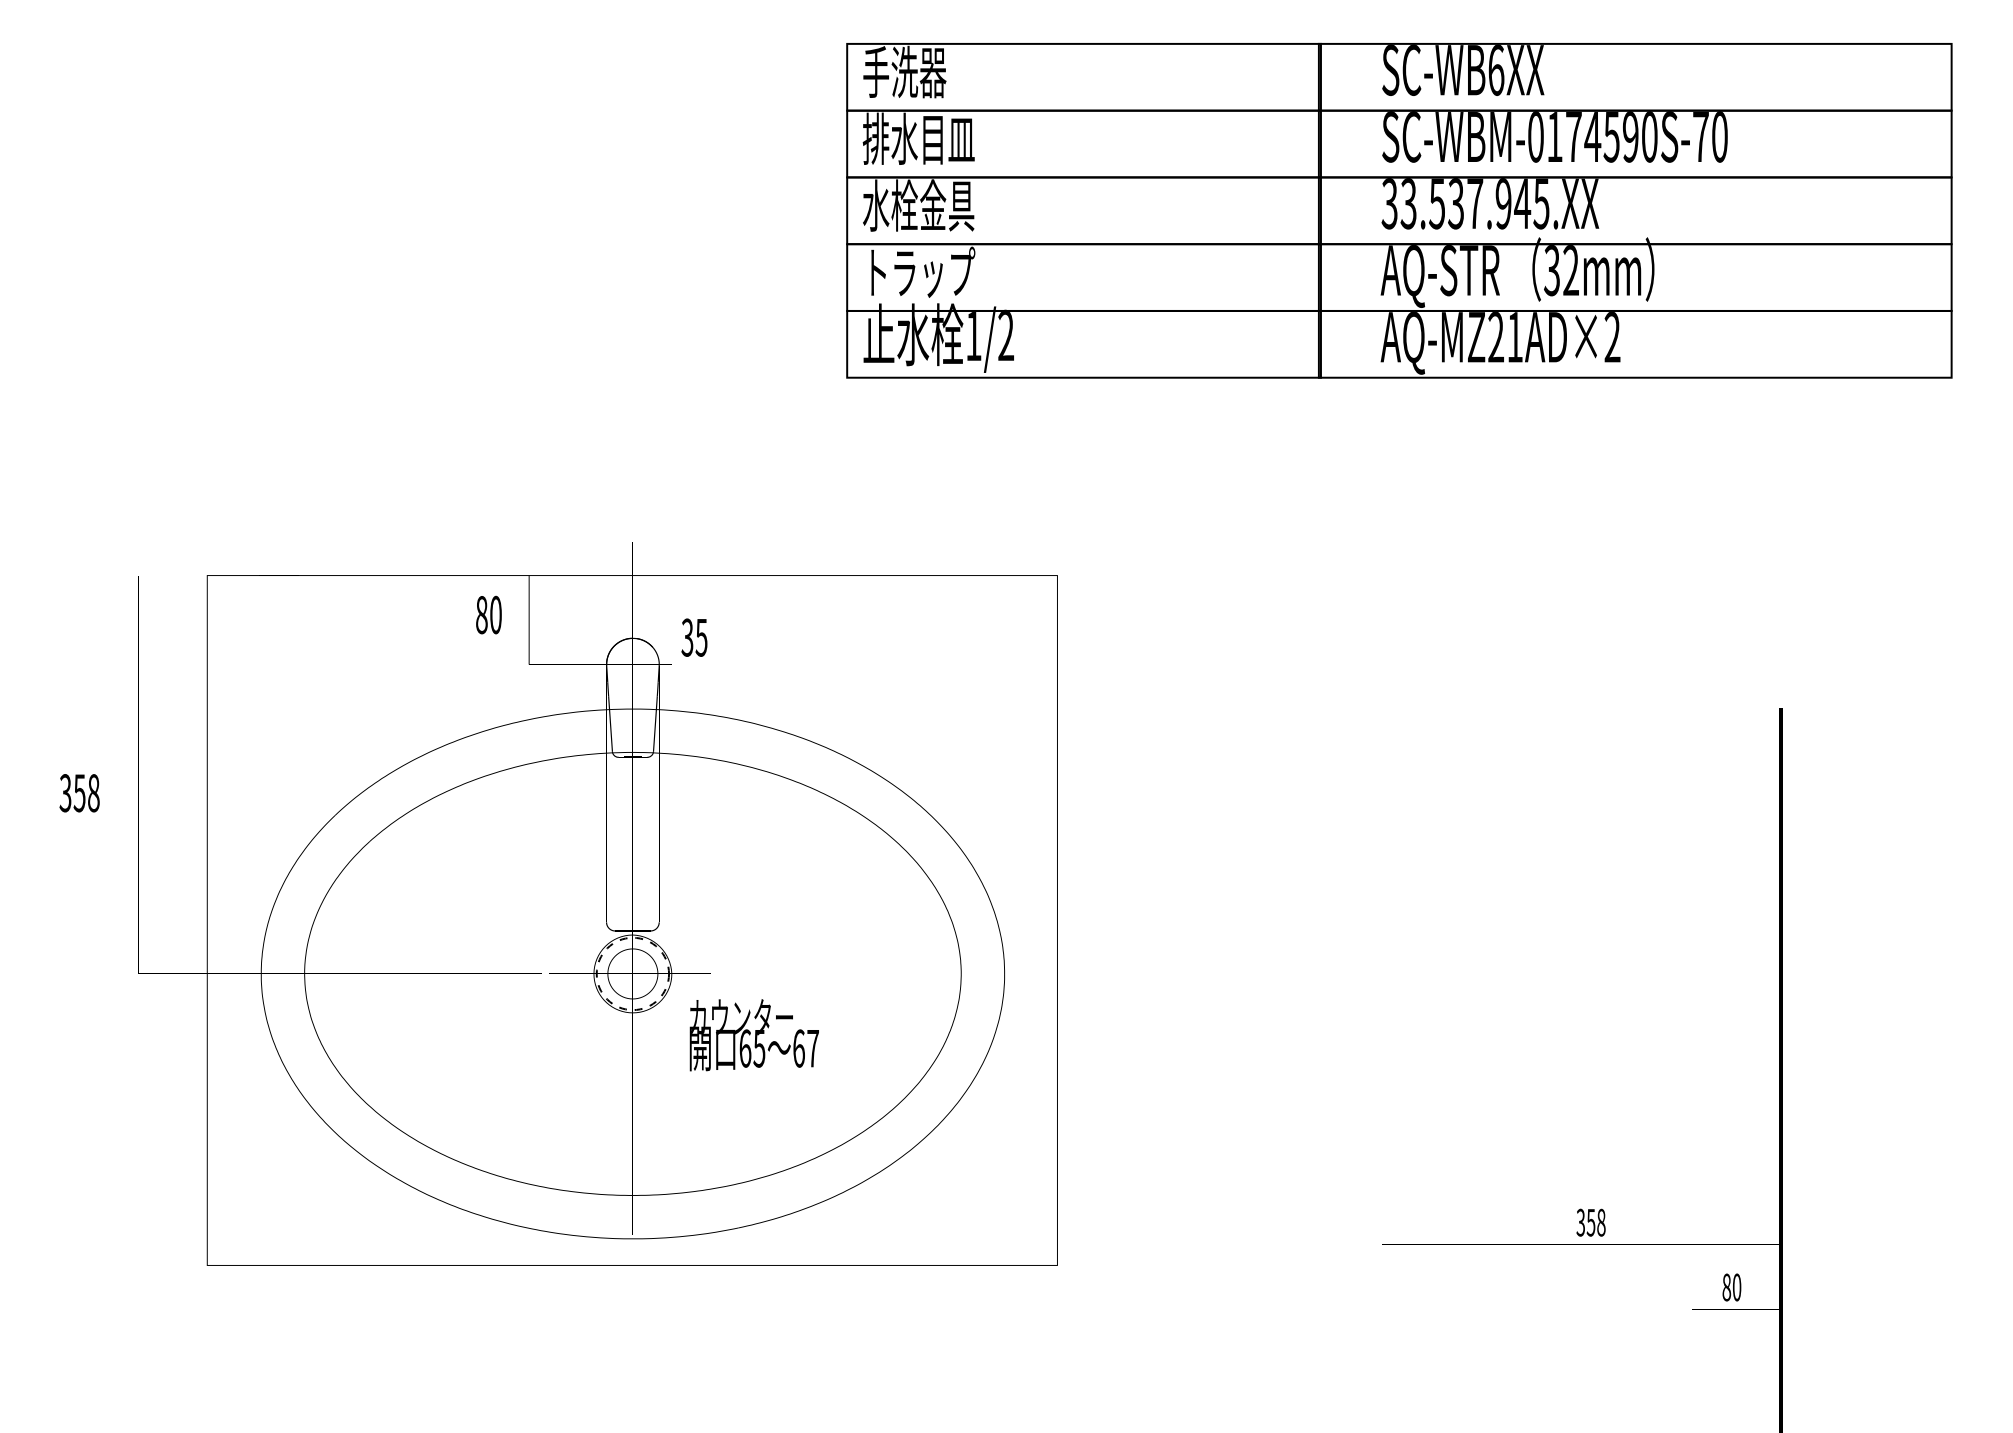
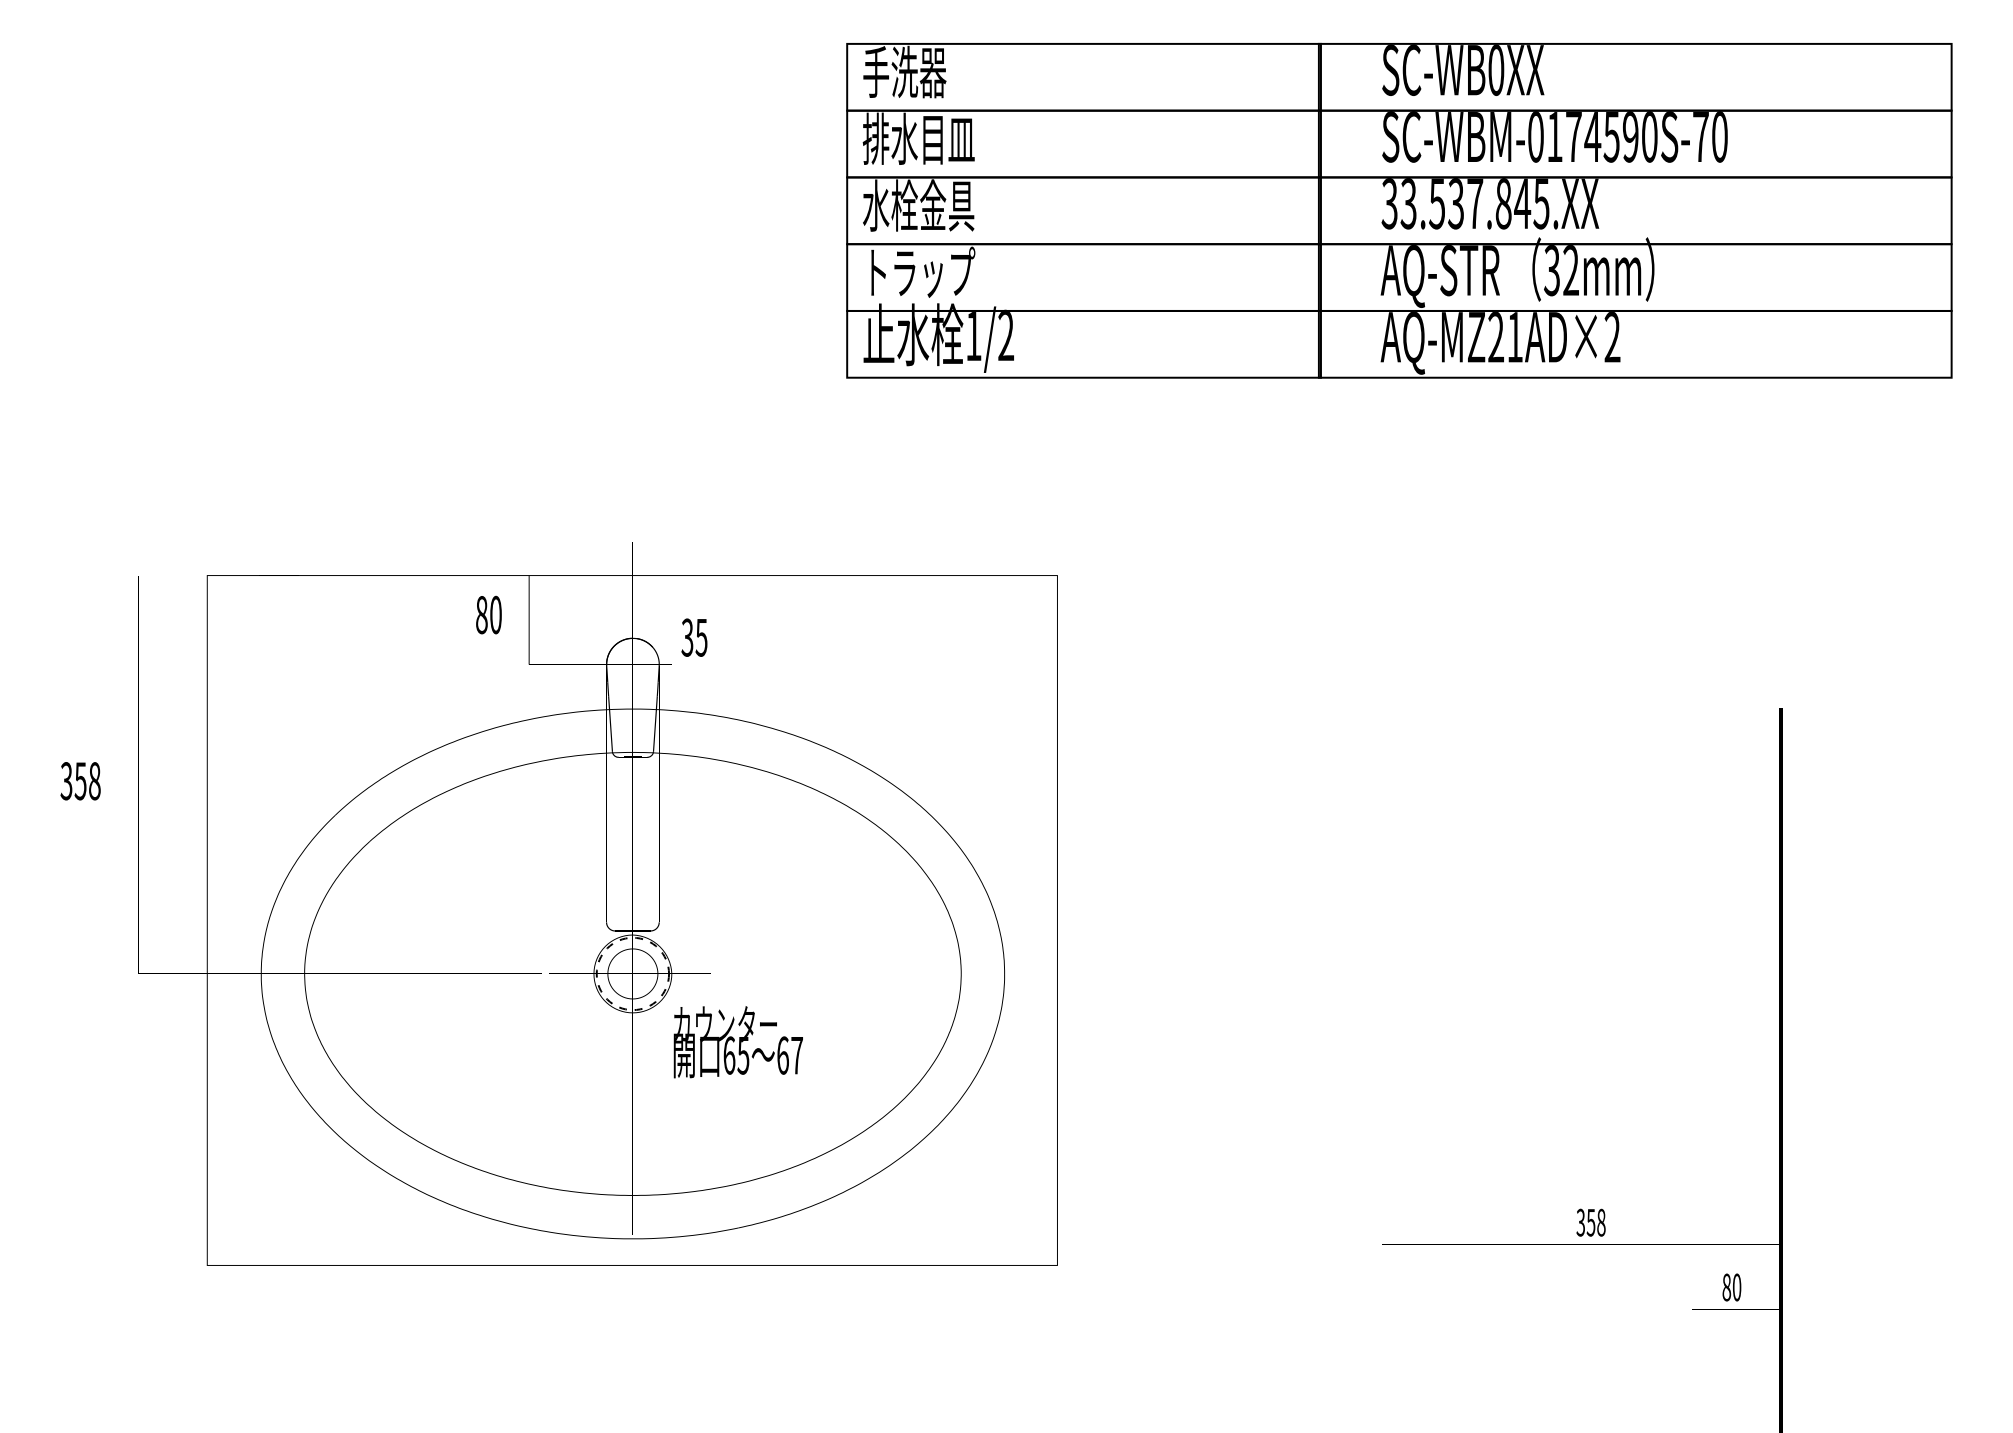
text: SC-WB6XX -> SC-WB0XX (1496, 70)
text: 33.537.945.XX -> 33.537.845.XX (1503, 203)
text position: (79, 793) -> (80, 781) (80, 781)
text position: (753, 1035) -> (737, 1042) (737, 1042)
